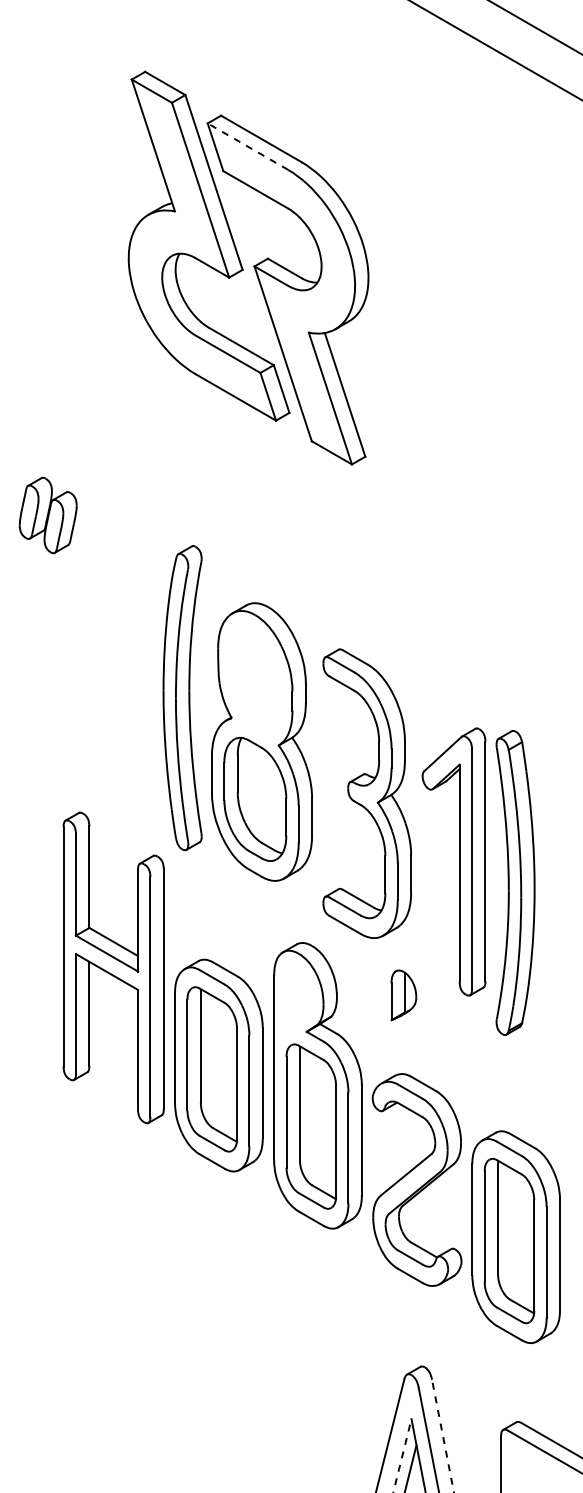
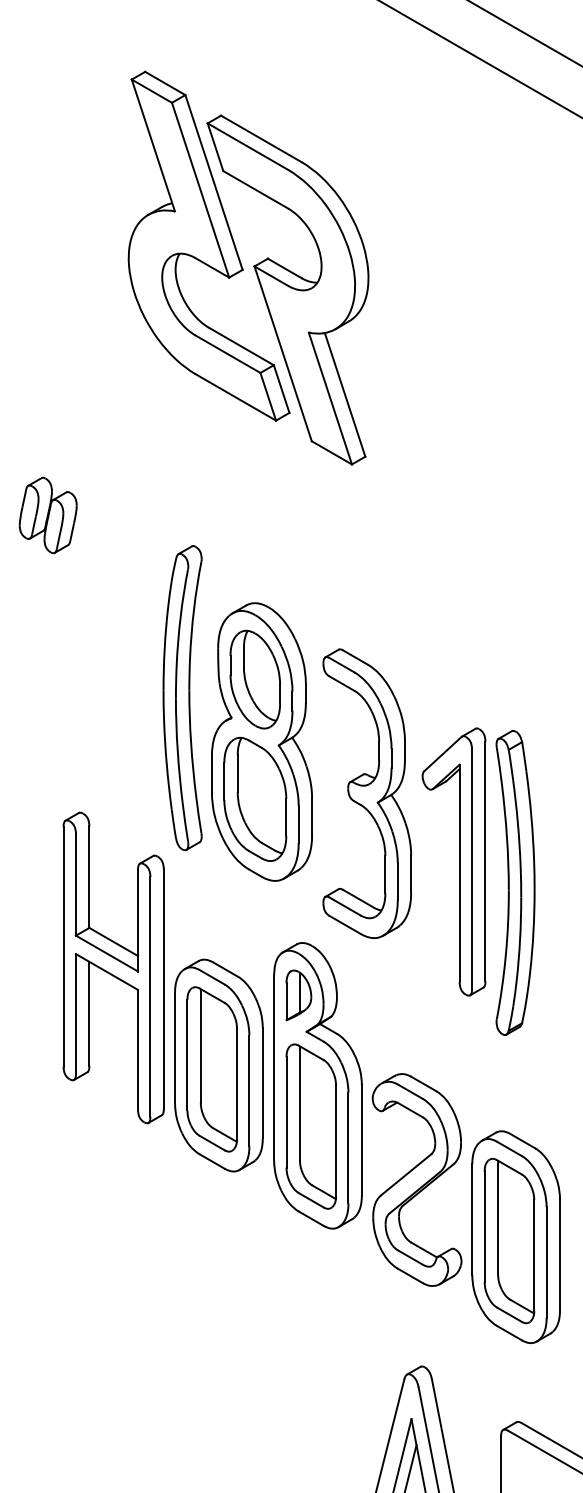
line position: (535, 27) -> (525, 33) (525, 33)
line position: (495, 50) -> (480, 59) (480, 59)
line: dashed -> solid (247, 146)
part: none -> present (254, 679)
part position: (403, 995) -> (298, 995) (298, 995)
line: dashed -> solid (442, 1435)
line: dashed -> solid (402, 1455)
